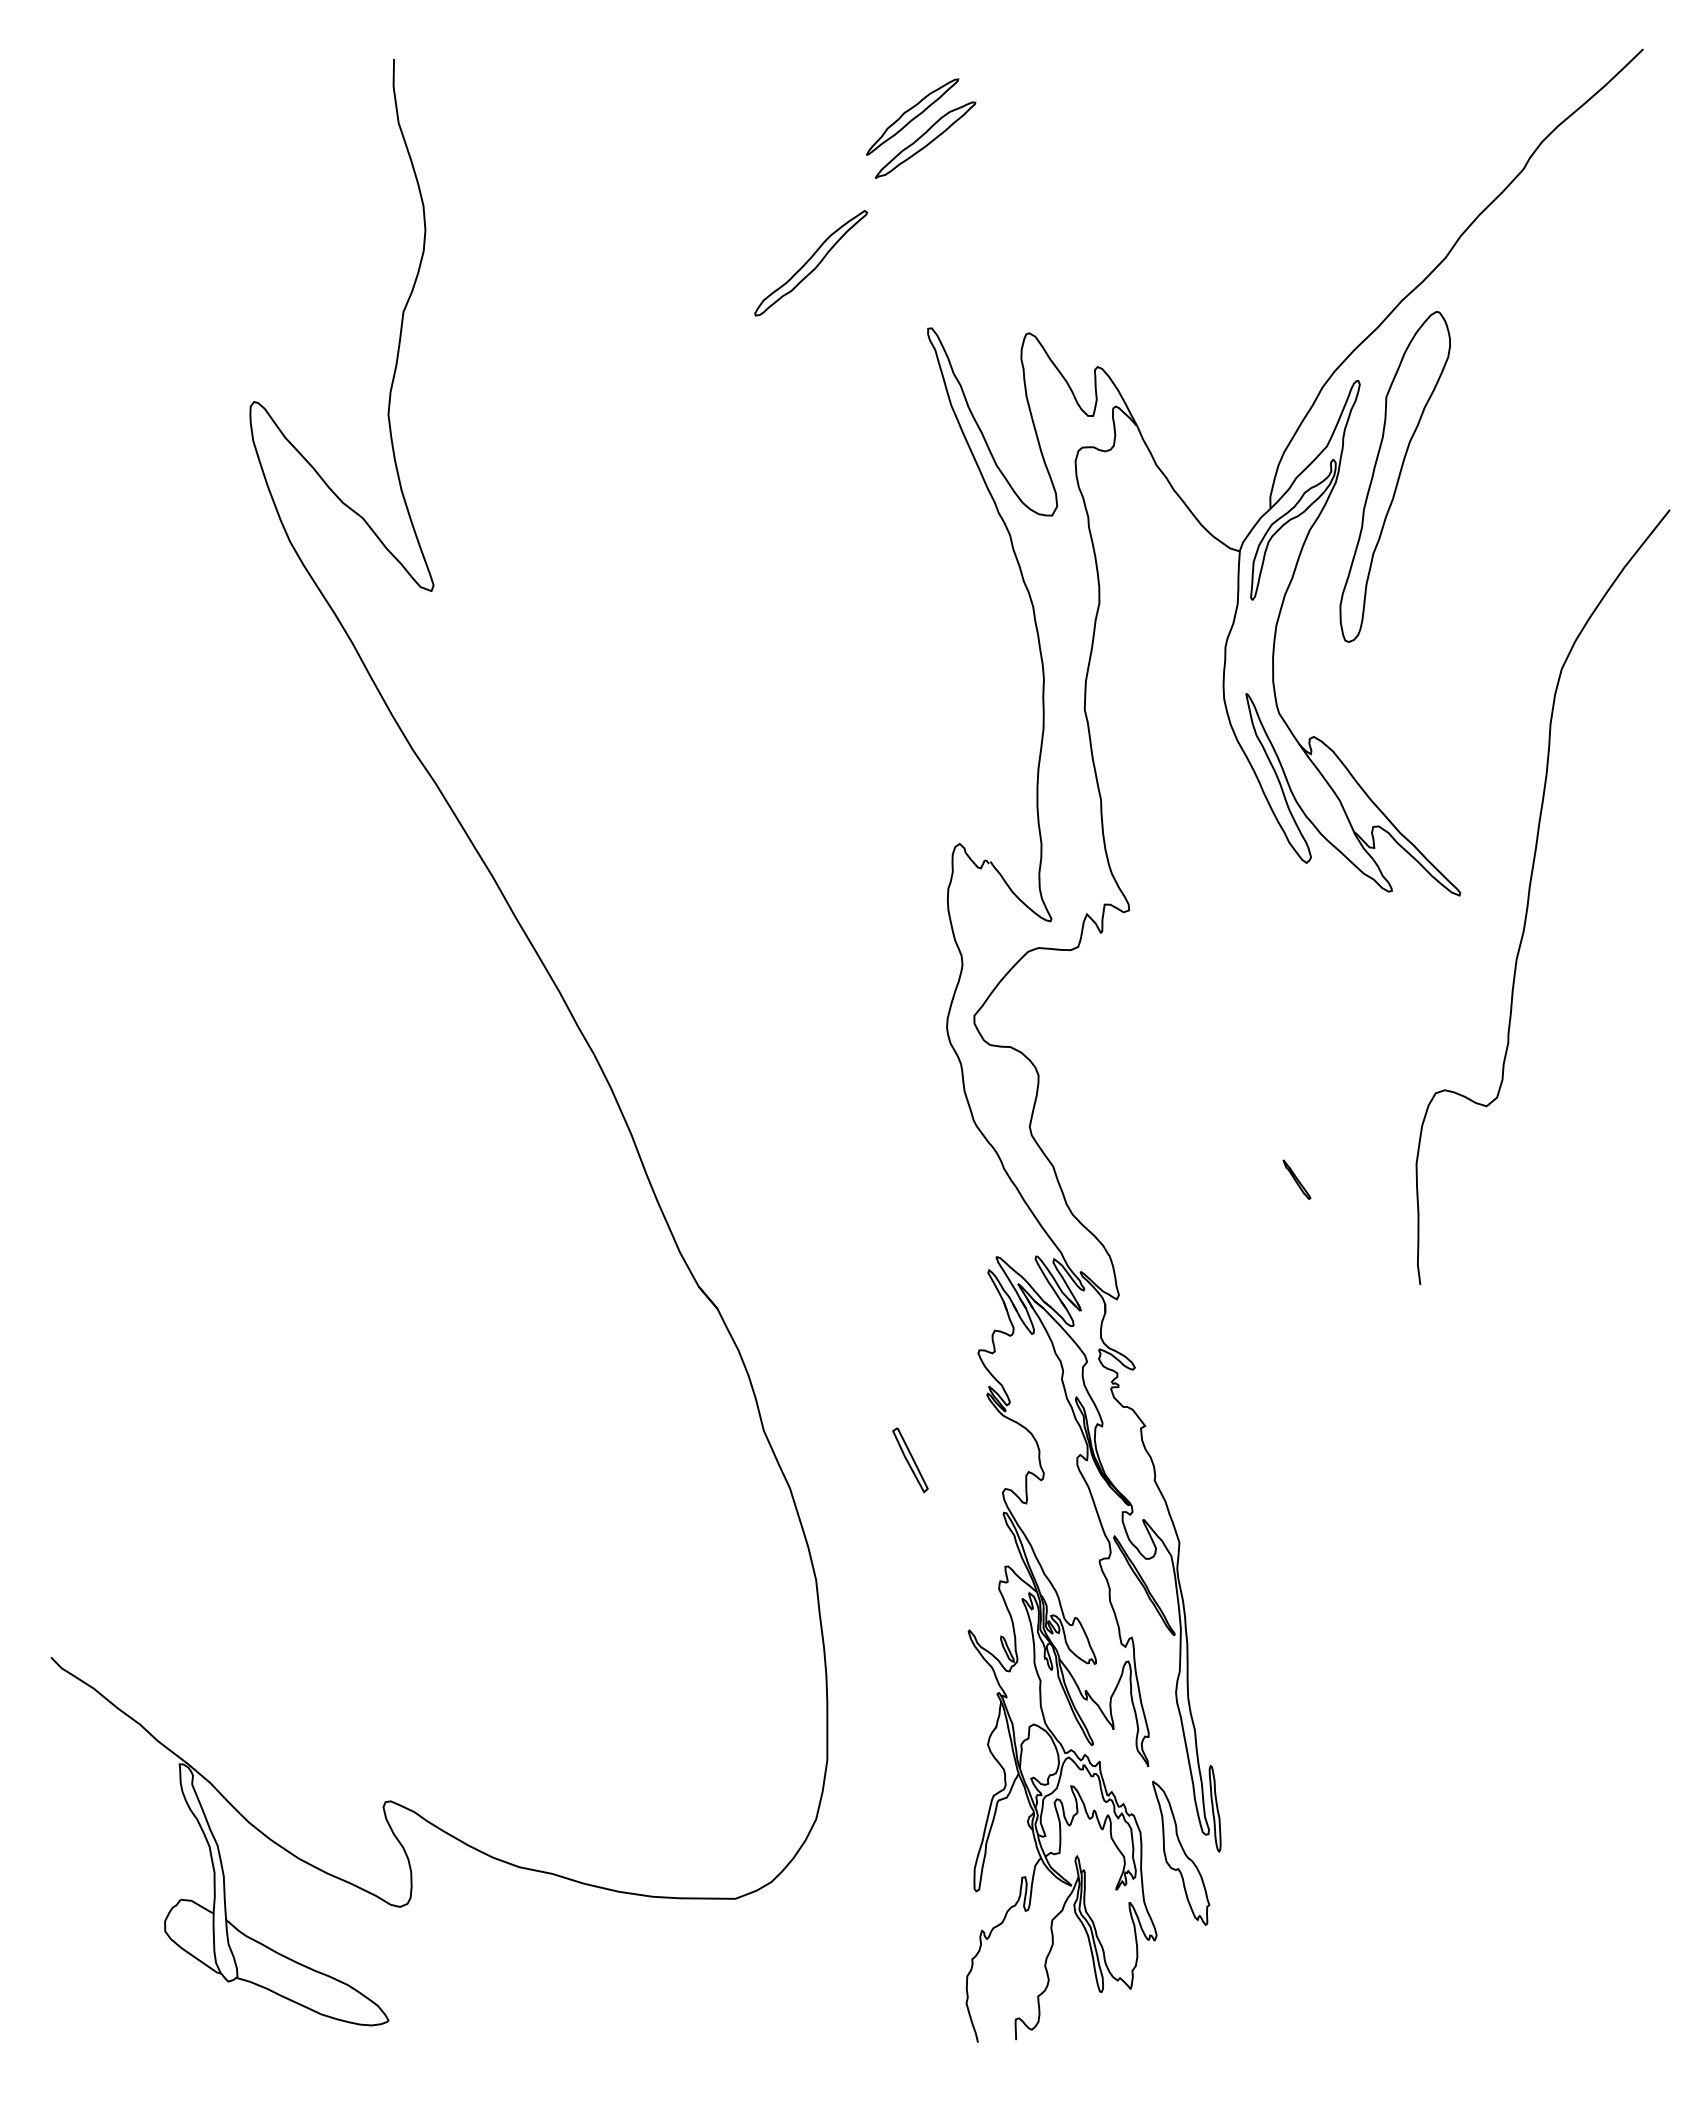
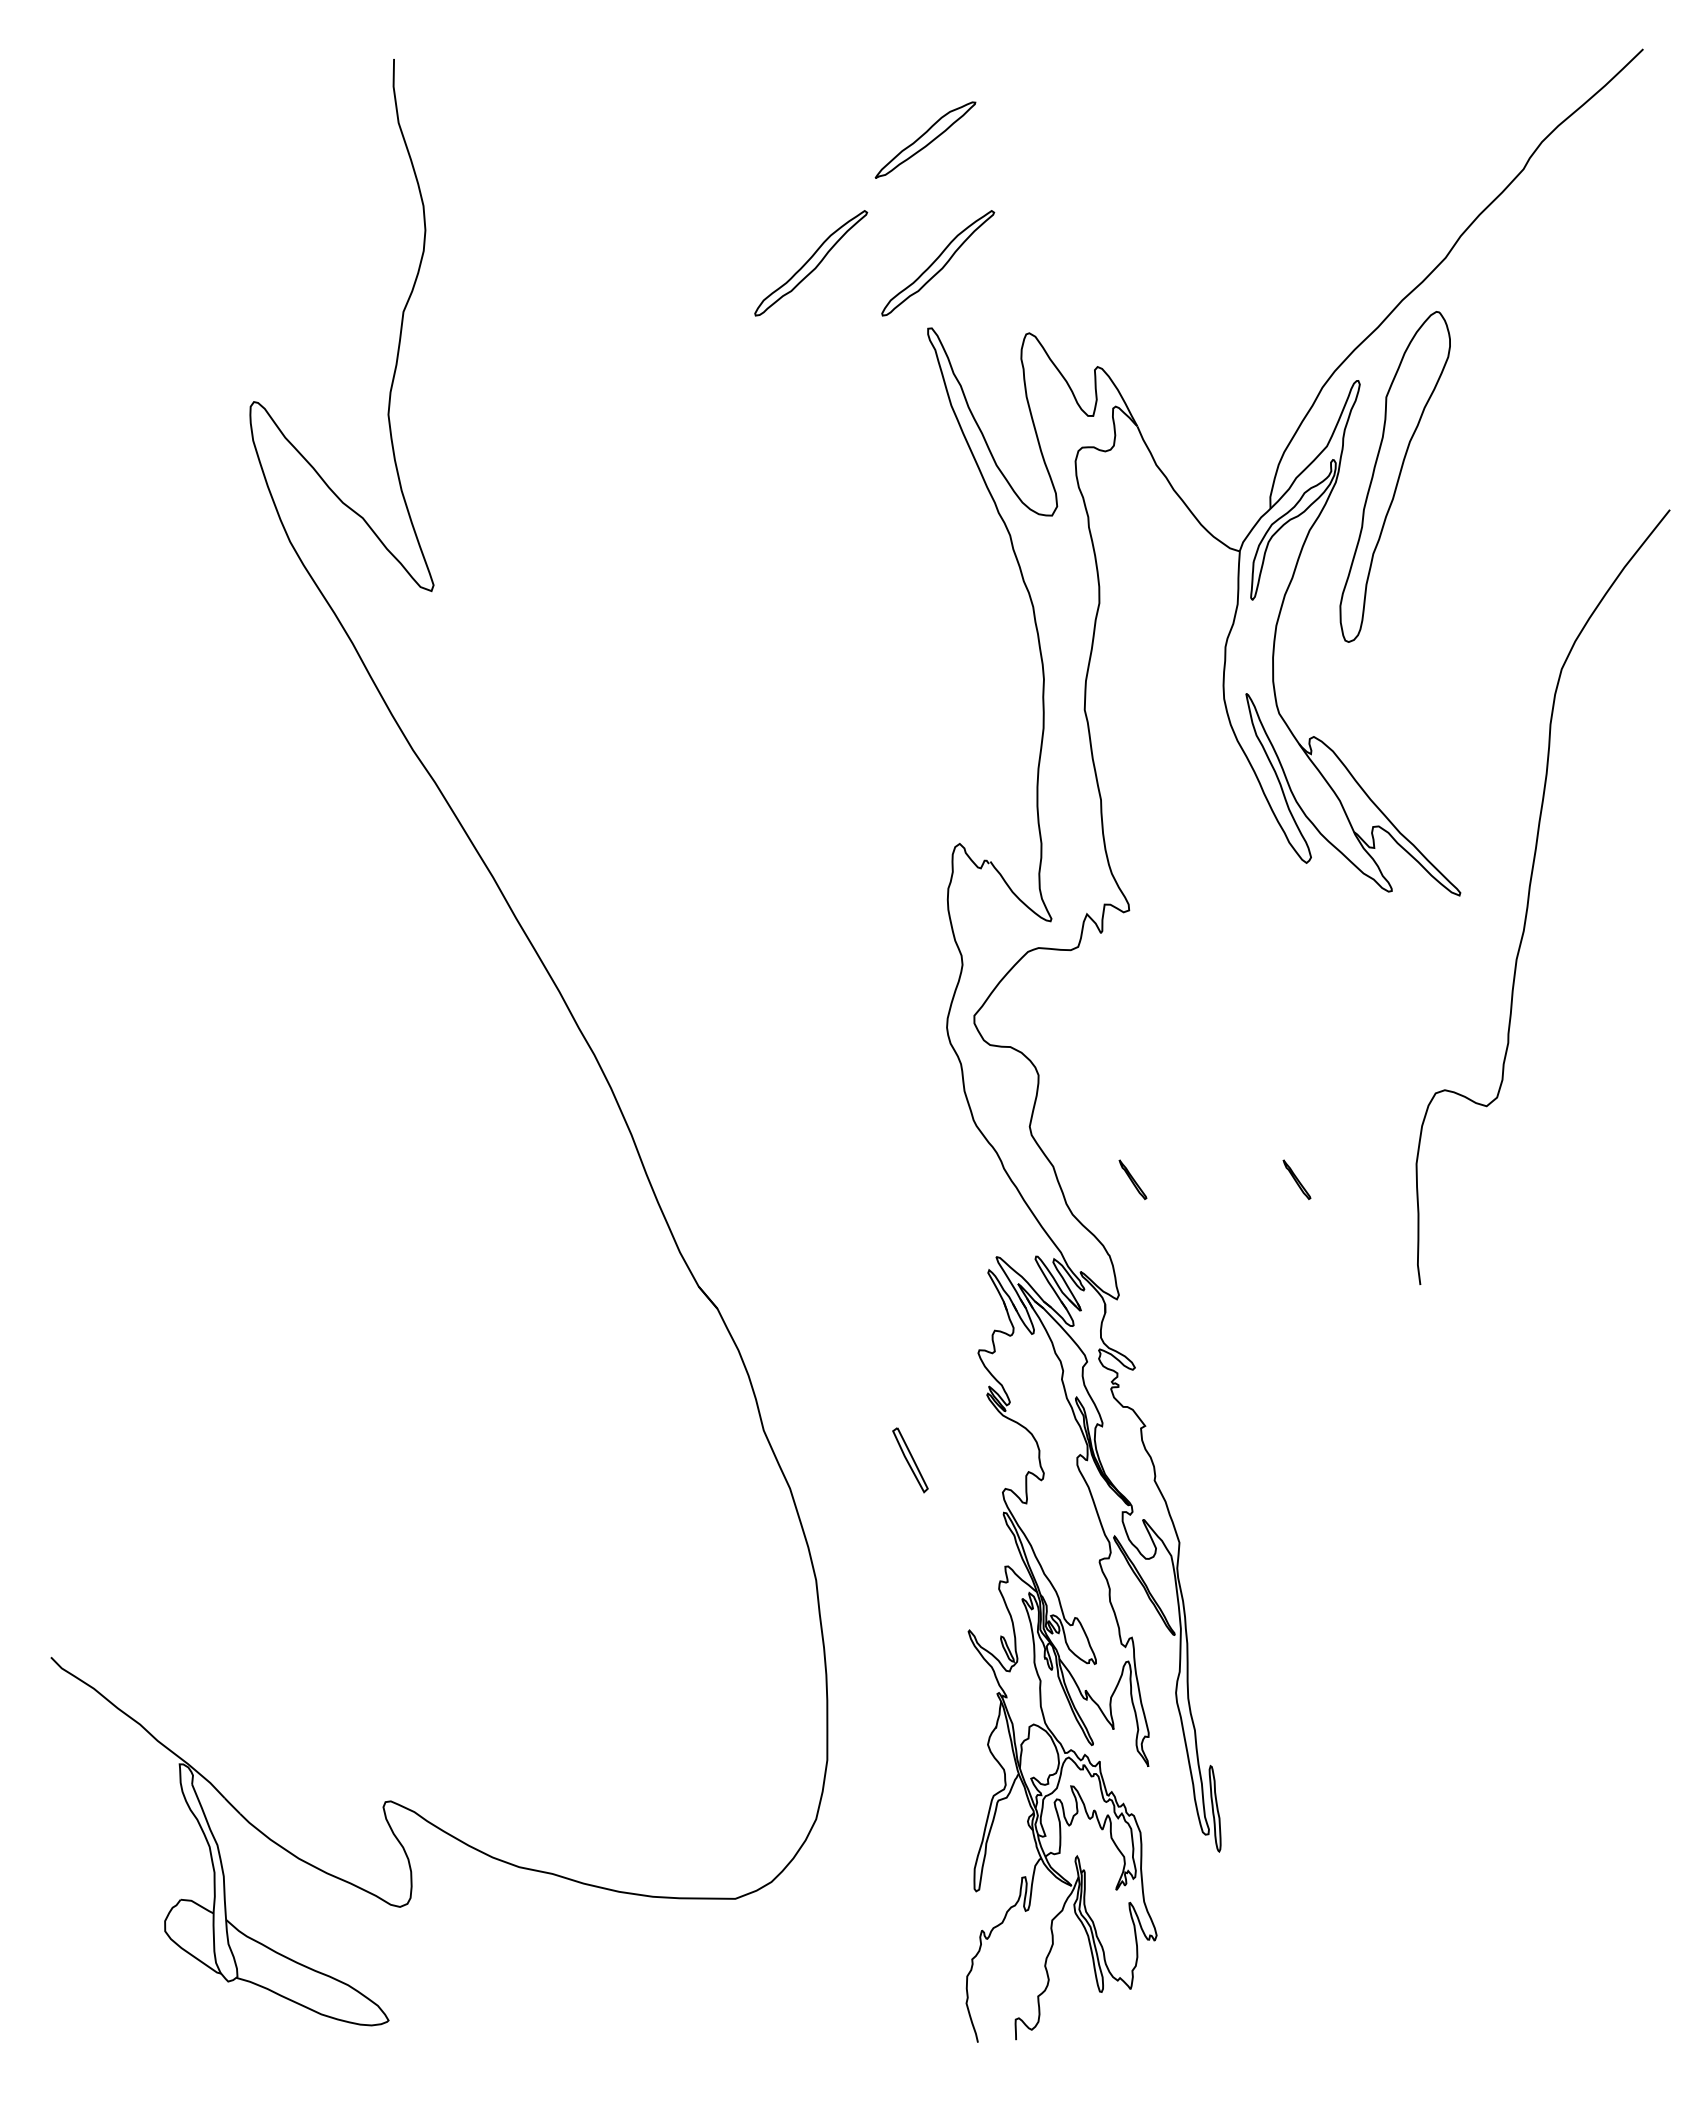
part: present -> none (912, 116)
part: none -> present (938, 263)
part: none -> present (1132, 1179)
part: present -> none (1181, 1852)
